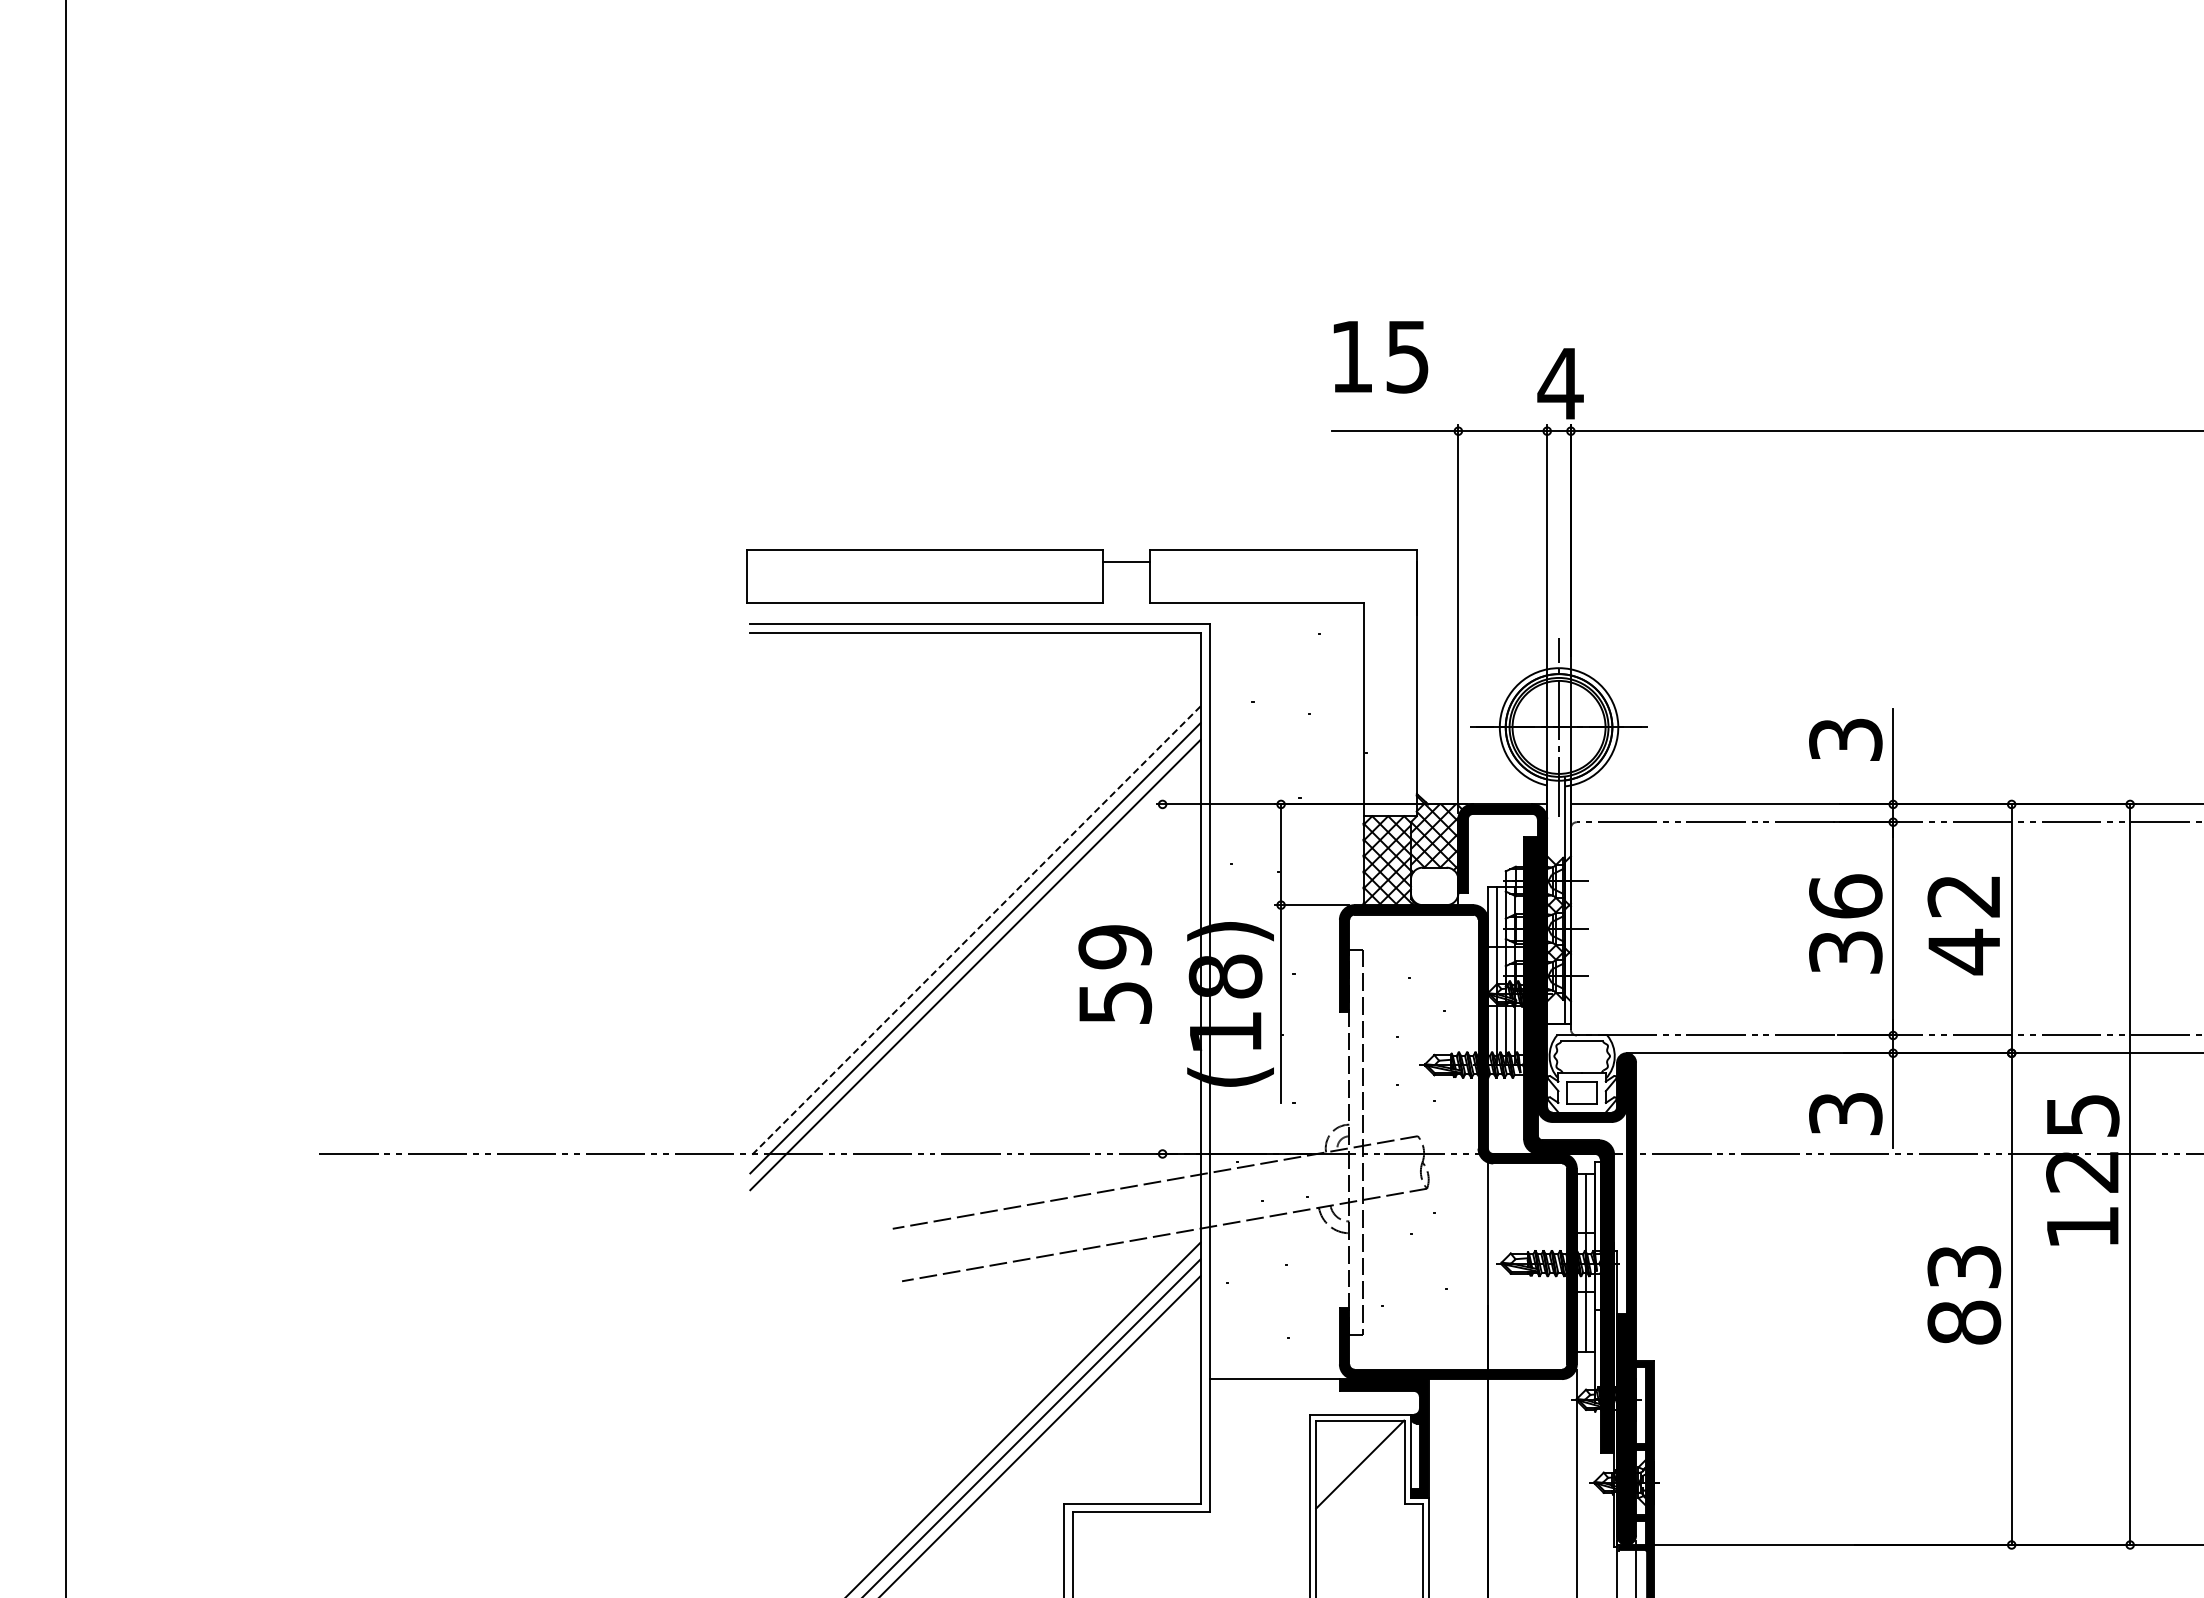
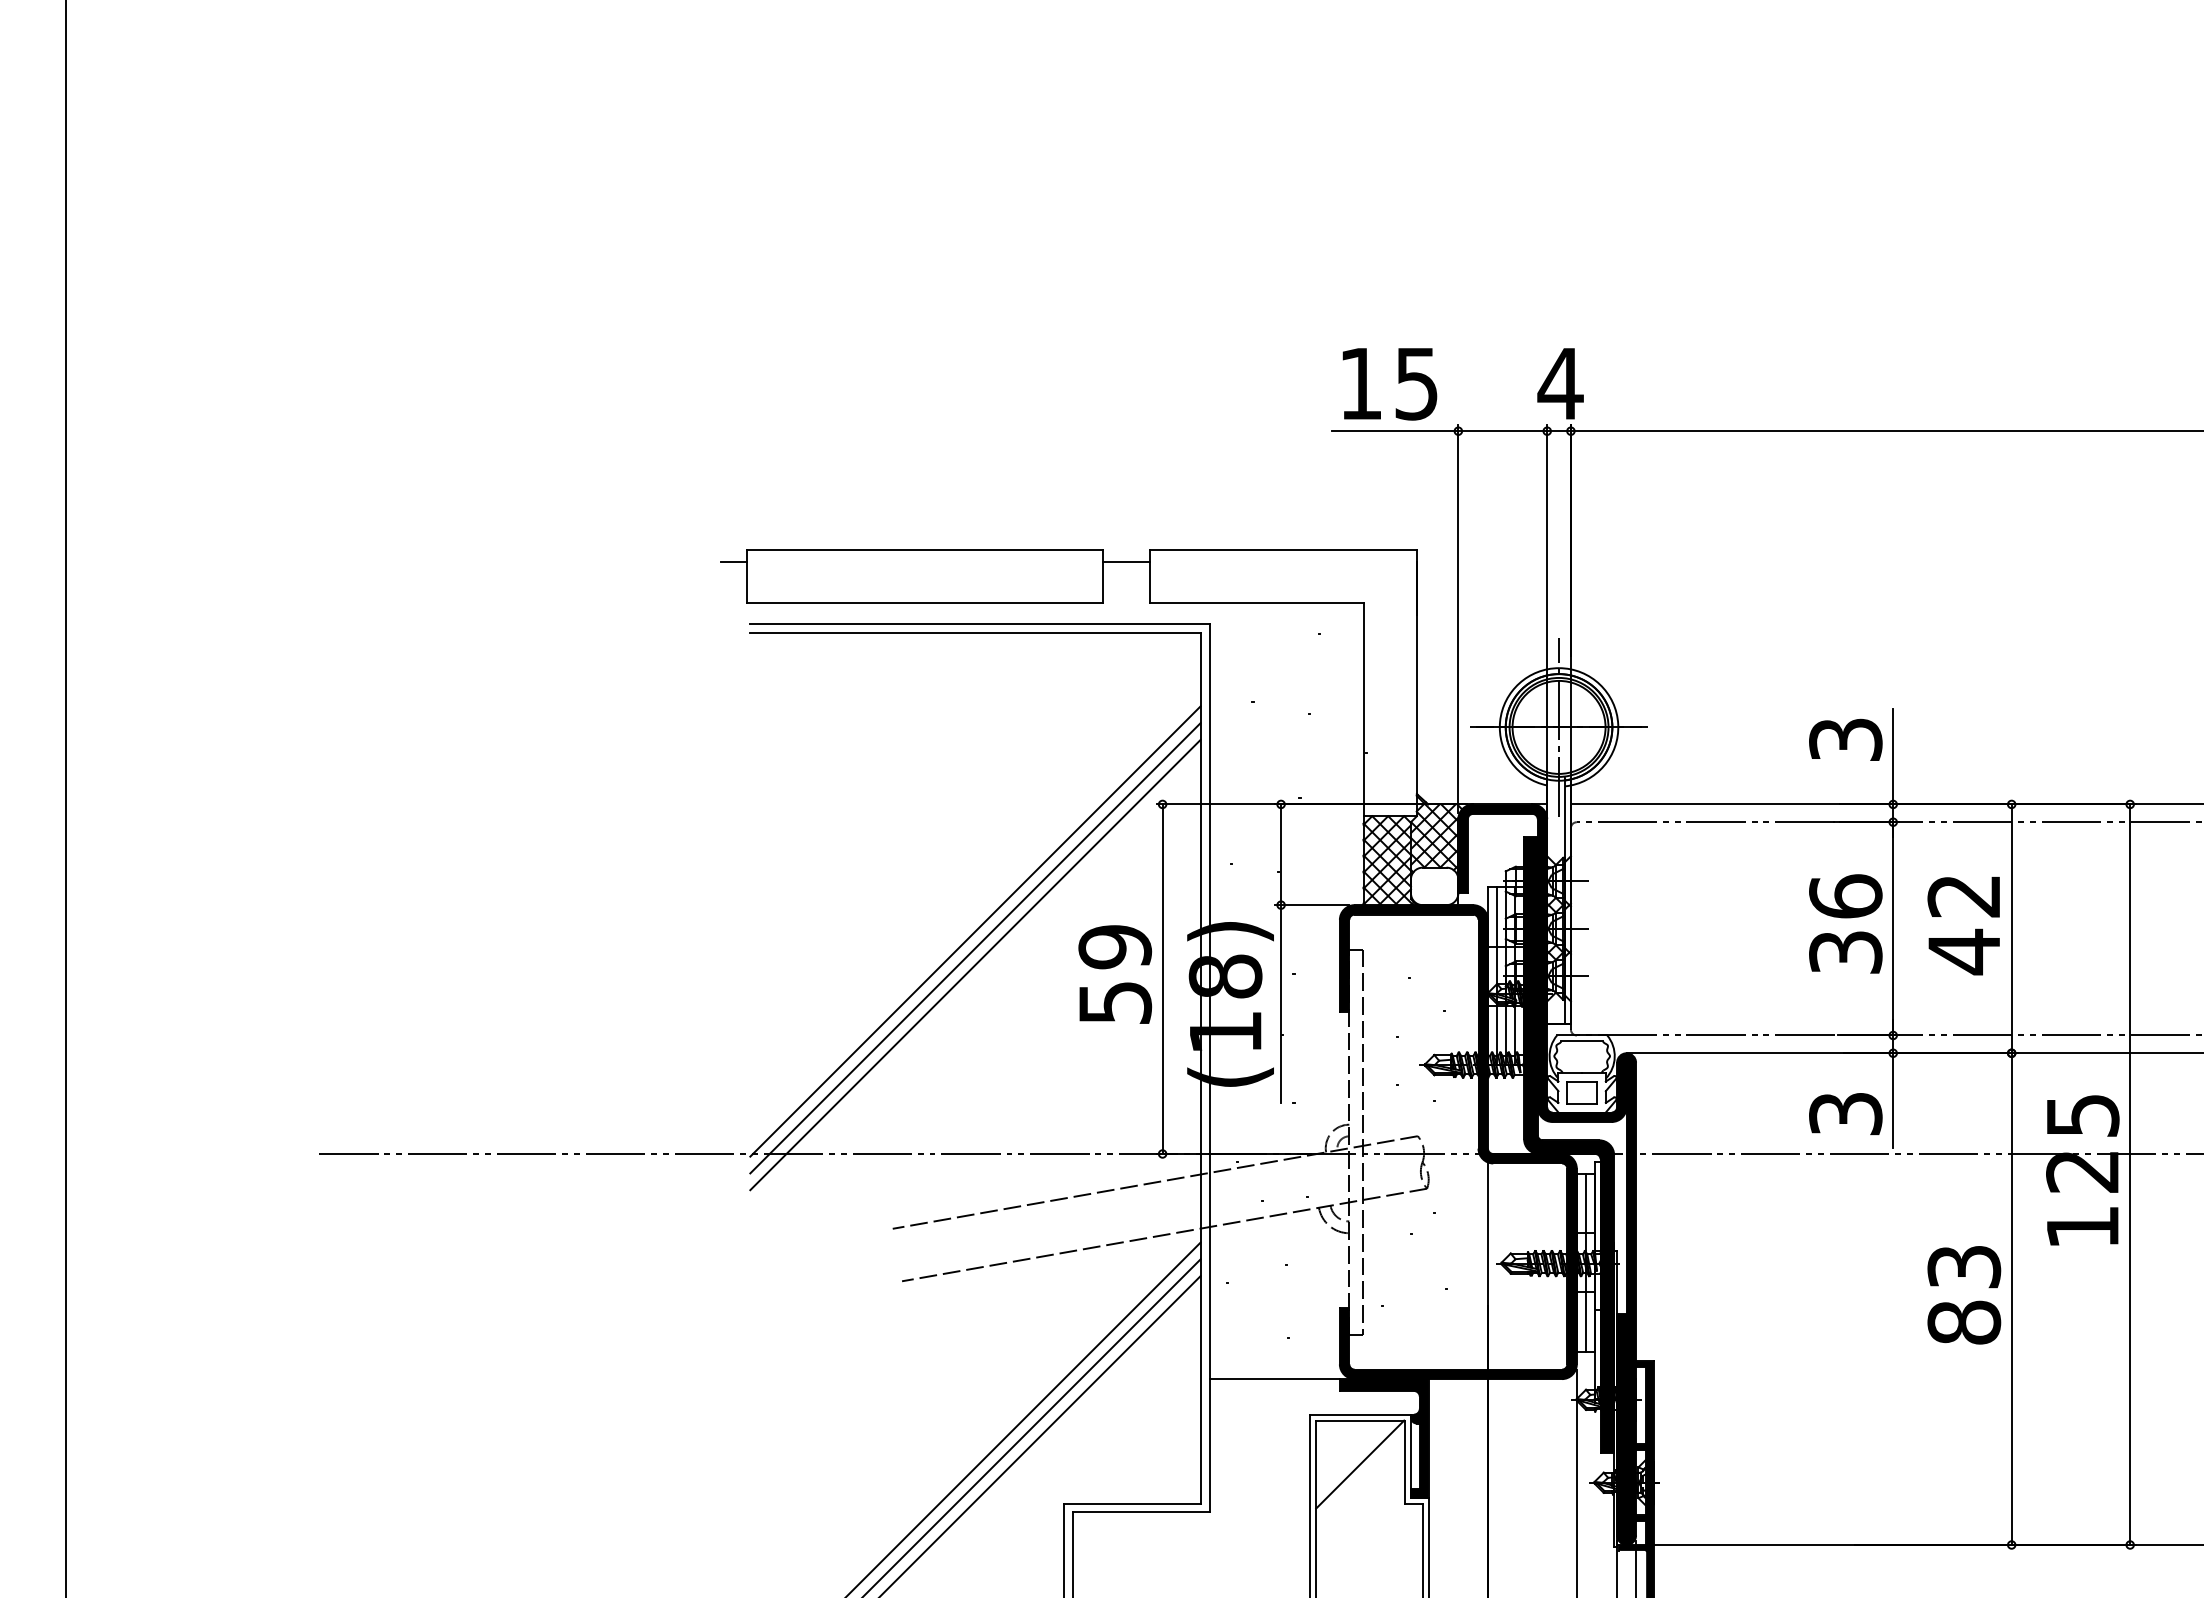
text position: (1380, 357) -> (1389, 384) (1389, 384)
line: none -> present (733, 561)
line: dashed -> solid (975, 931)
line: none -> present (1162, 978)
